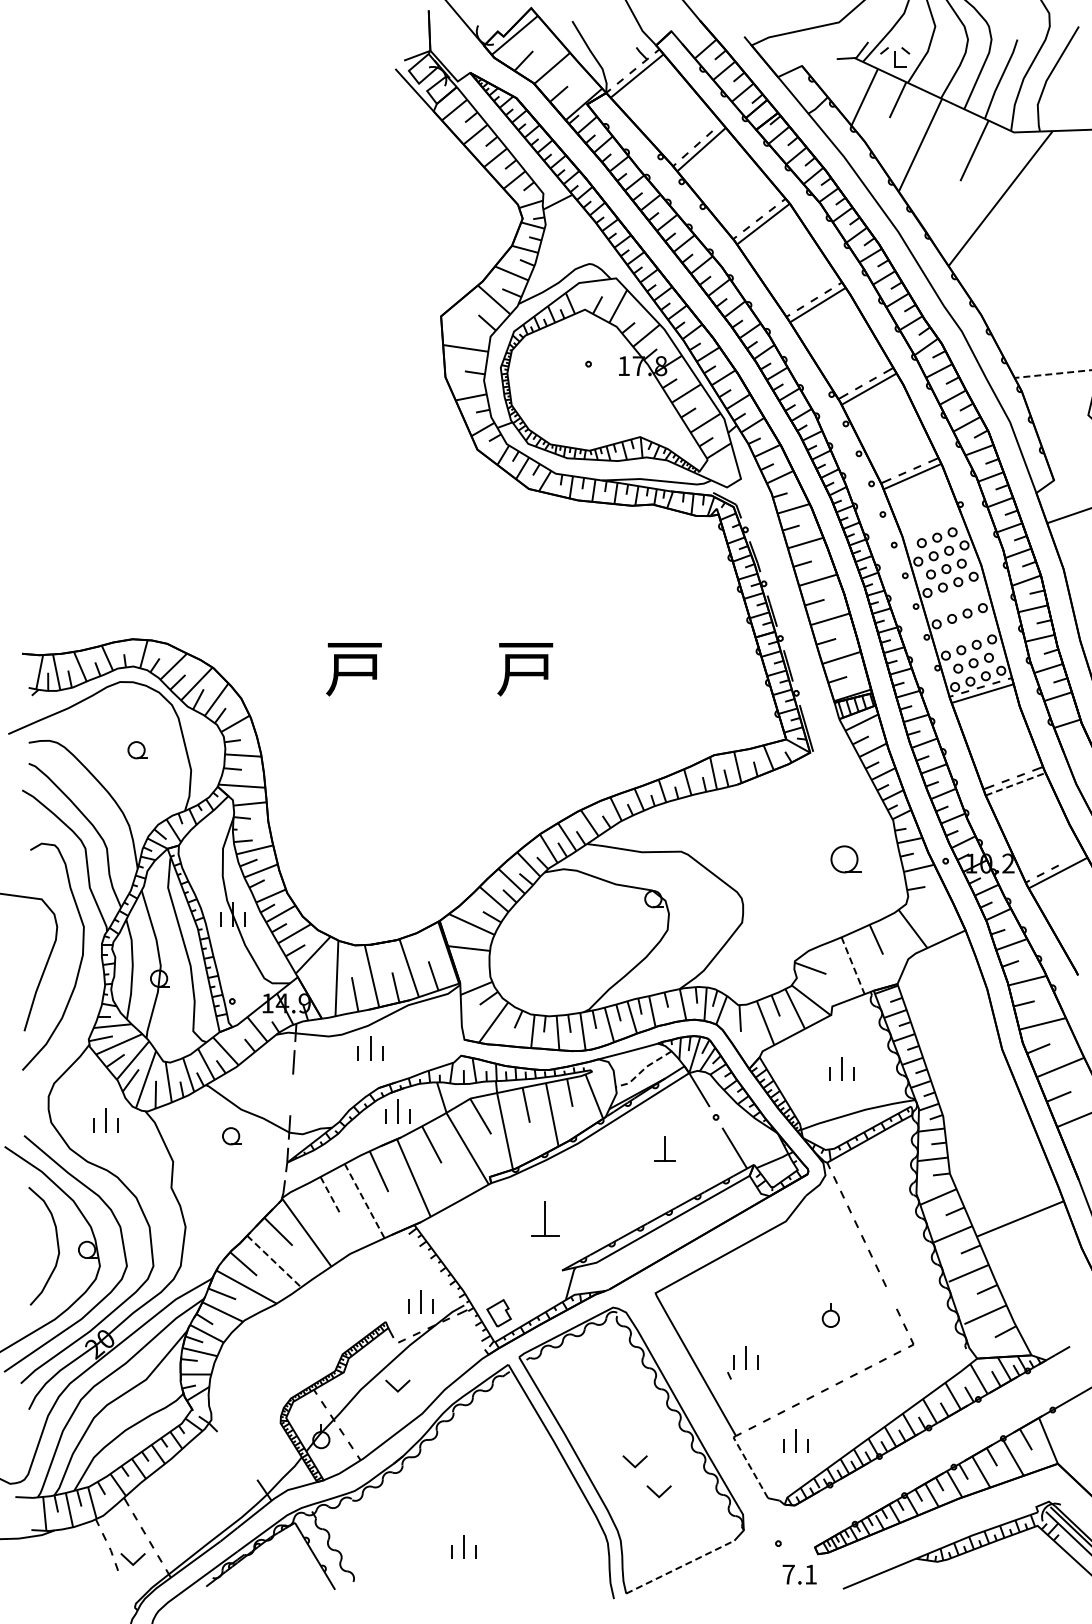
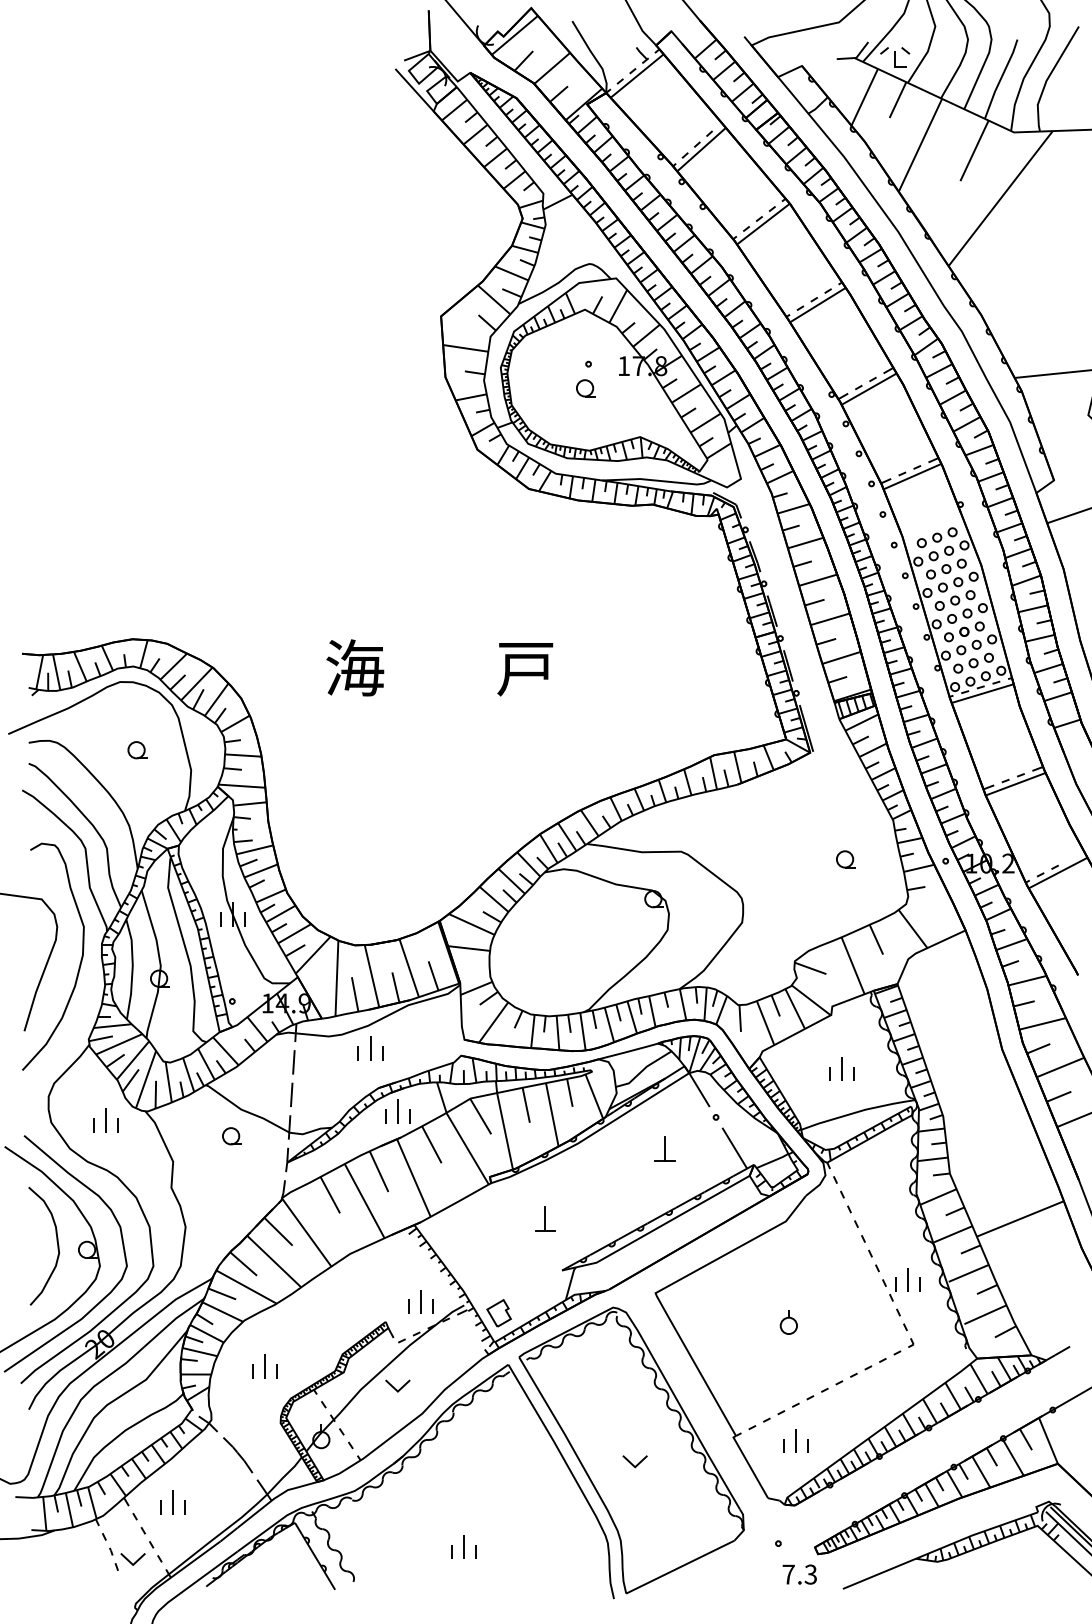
line: dashed -> solid (1052, 374)
part: none -> present (585, 388)
part: none -> present (954, 600)
part: none -> present (964, 631)
text: 戸 -> 海 (355, 667)
line: dashed -> solid (1015, 784)
part size: 32x29 px -> 20x19 px (845, 859)
line: dashed -> solid (853, 965)
line: dashed -> solid (643, 1069)
line: none -> present (291, 1094)
line: dashed -> solid (330, 1195)
line: dashed -> solid (364, 1201)
part size: 29x36 px -> 21x26 px (545, 1218)
line: dashed -> solid (274, 1261)
part position: (830, 1315) -> (788, 1322) (788, 1322)
part position: (742, 1362) -> (904, 1284) (904, 1284)
part: none -> present (264, 1366)
part: none -> present (238, 1455)
line: dashed -> solid (749, 1466)
part: present -> none (658, 1491)
part: none -> present (172, 1502)
line: dashed -> solid (680, 1566)
text: 7.1 -> 7.3 (810, 1574)
